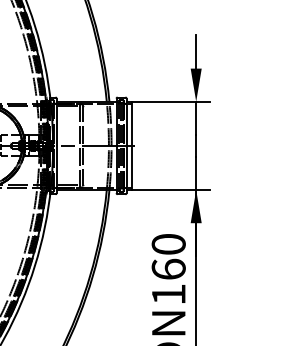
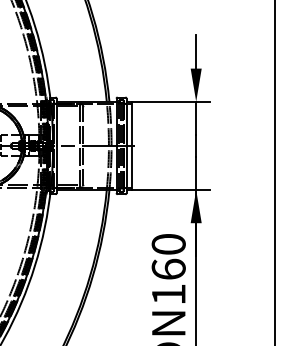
line: none -> present (274, 172)
